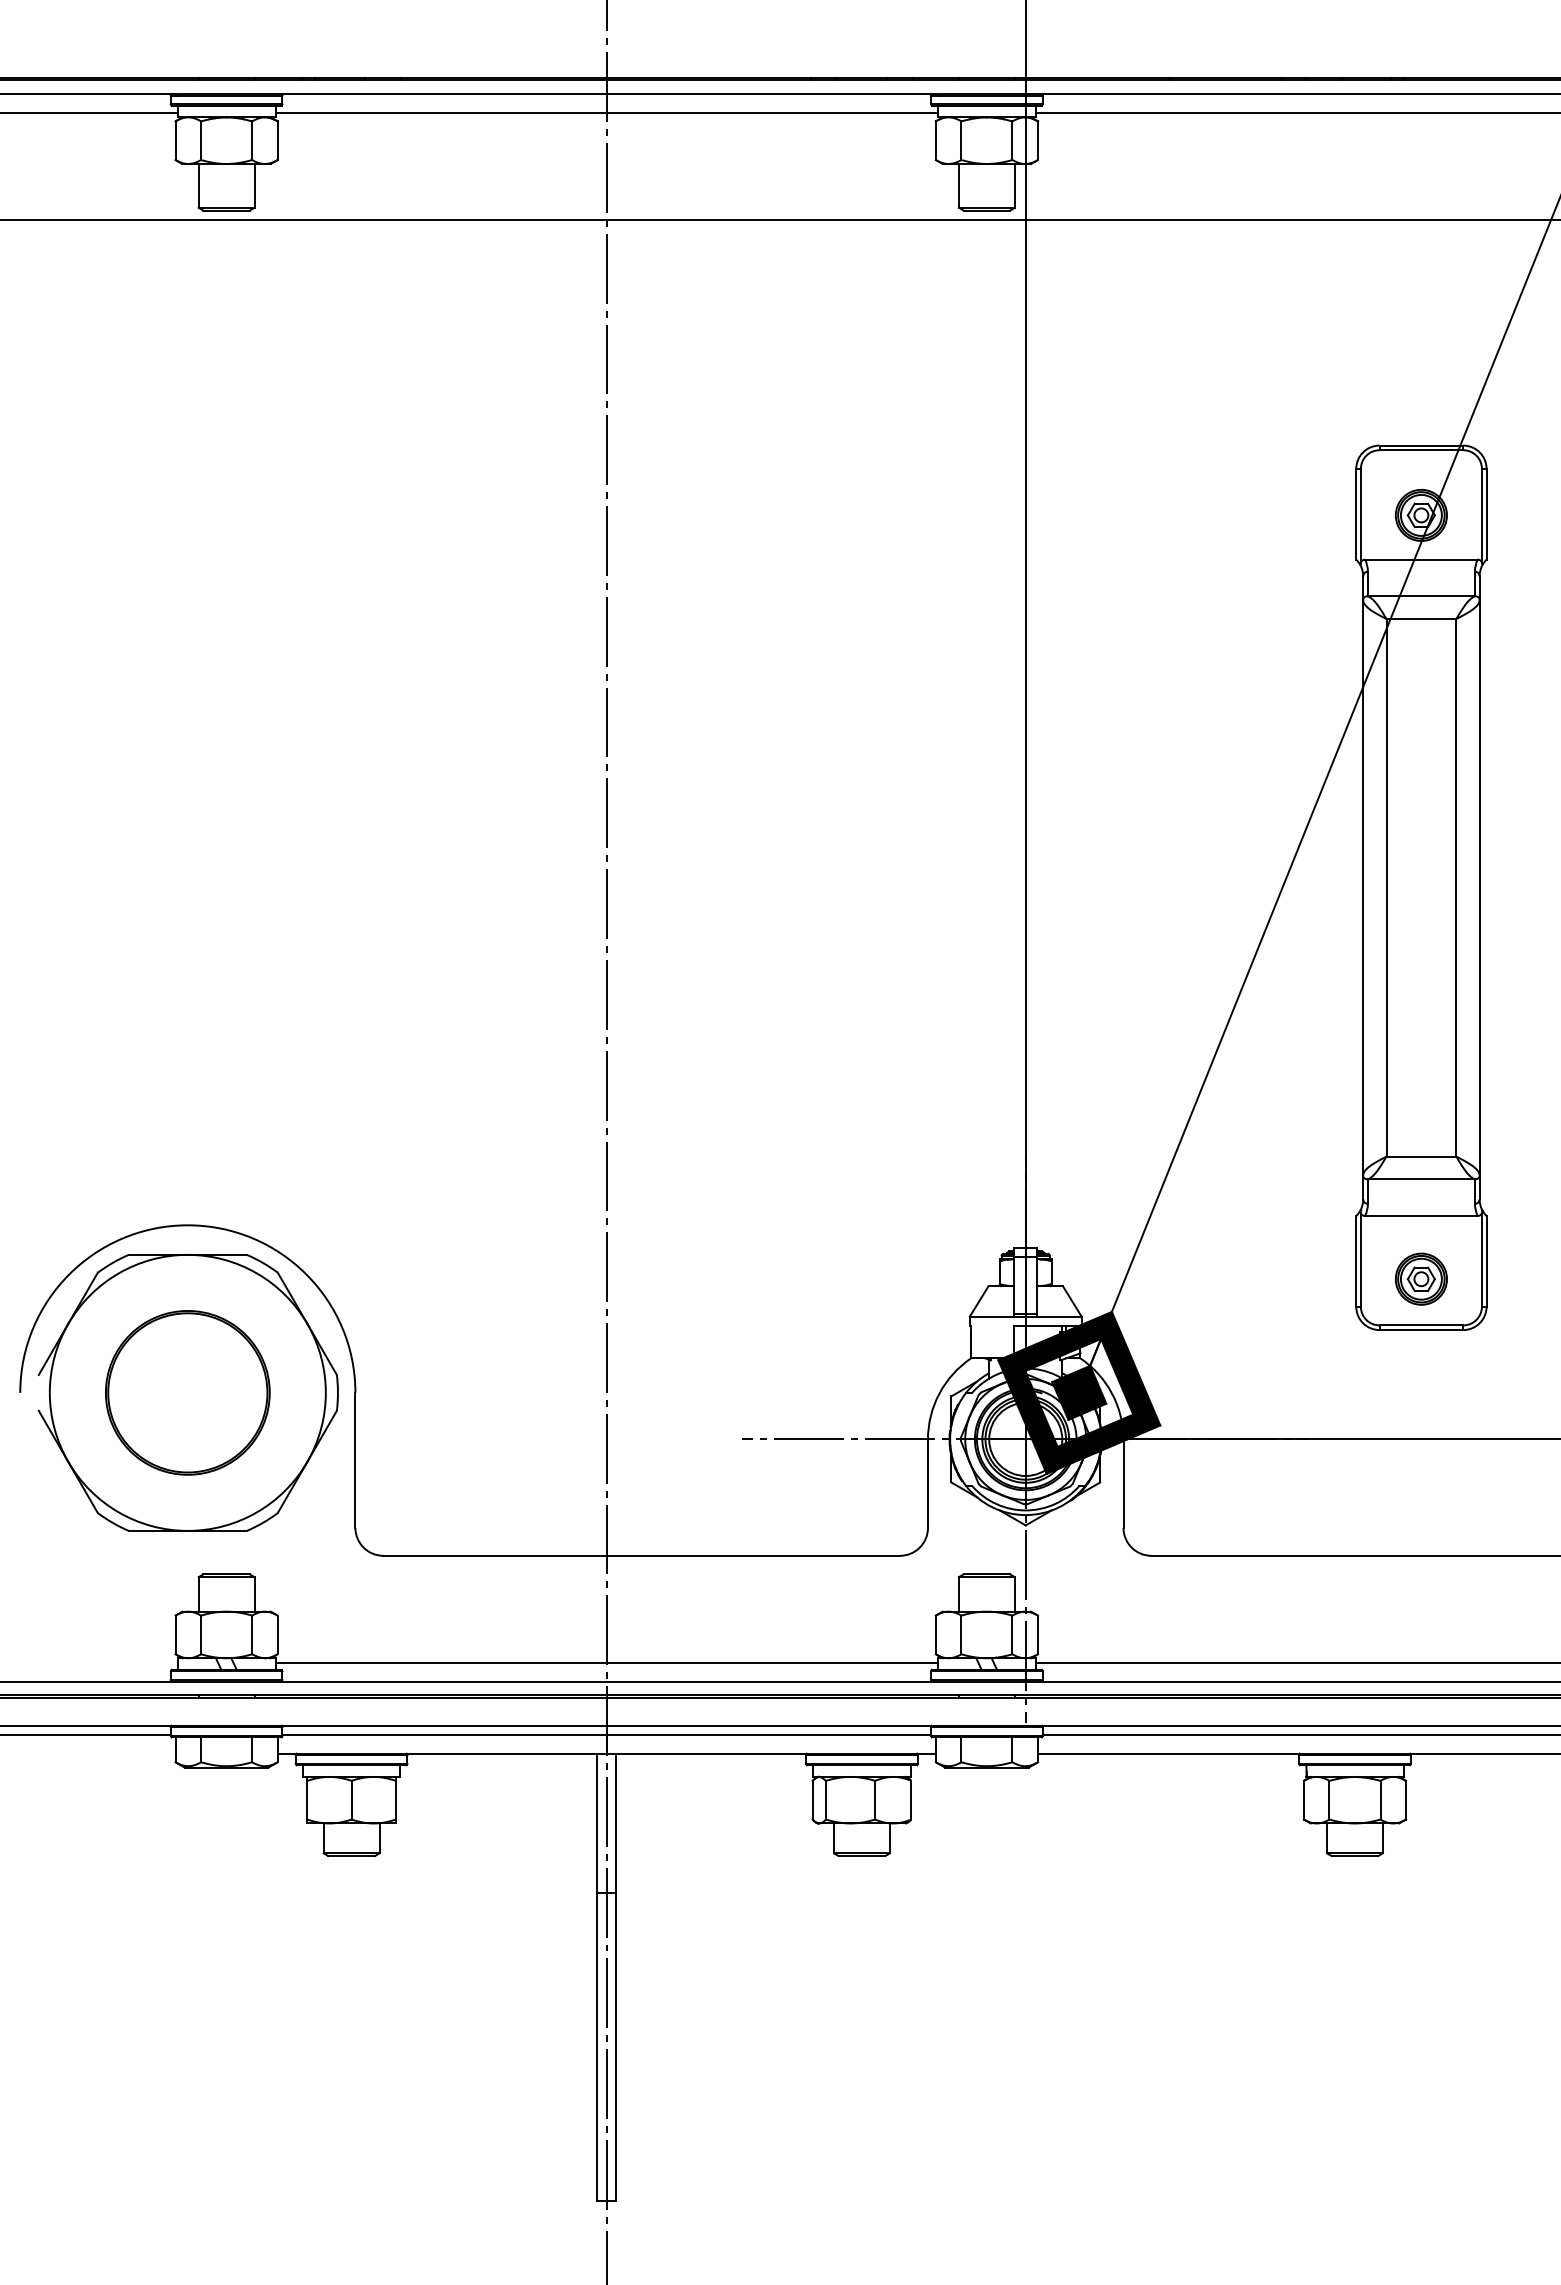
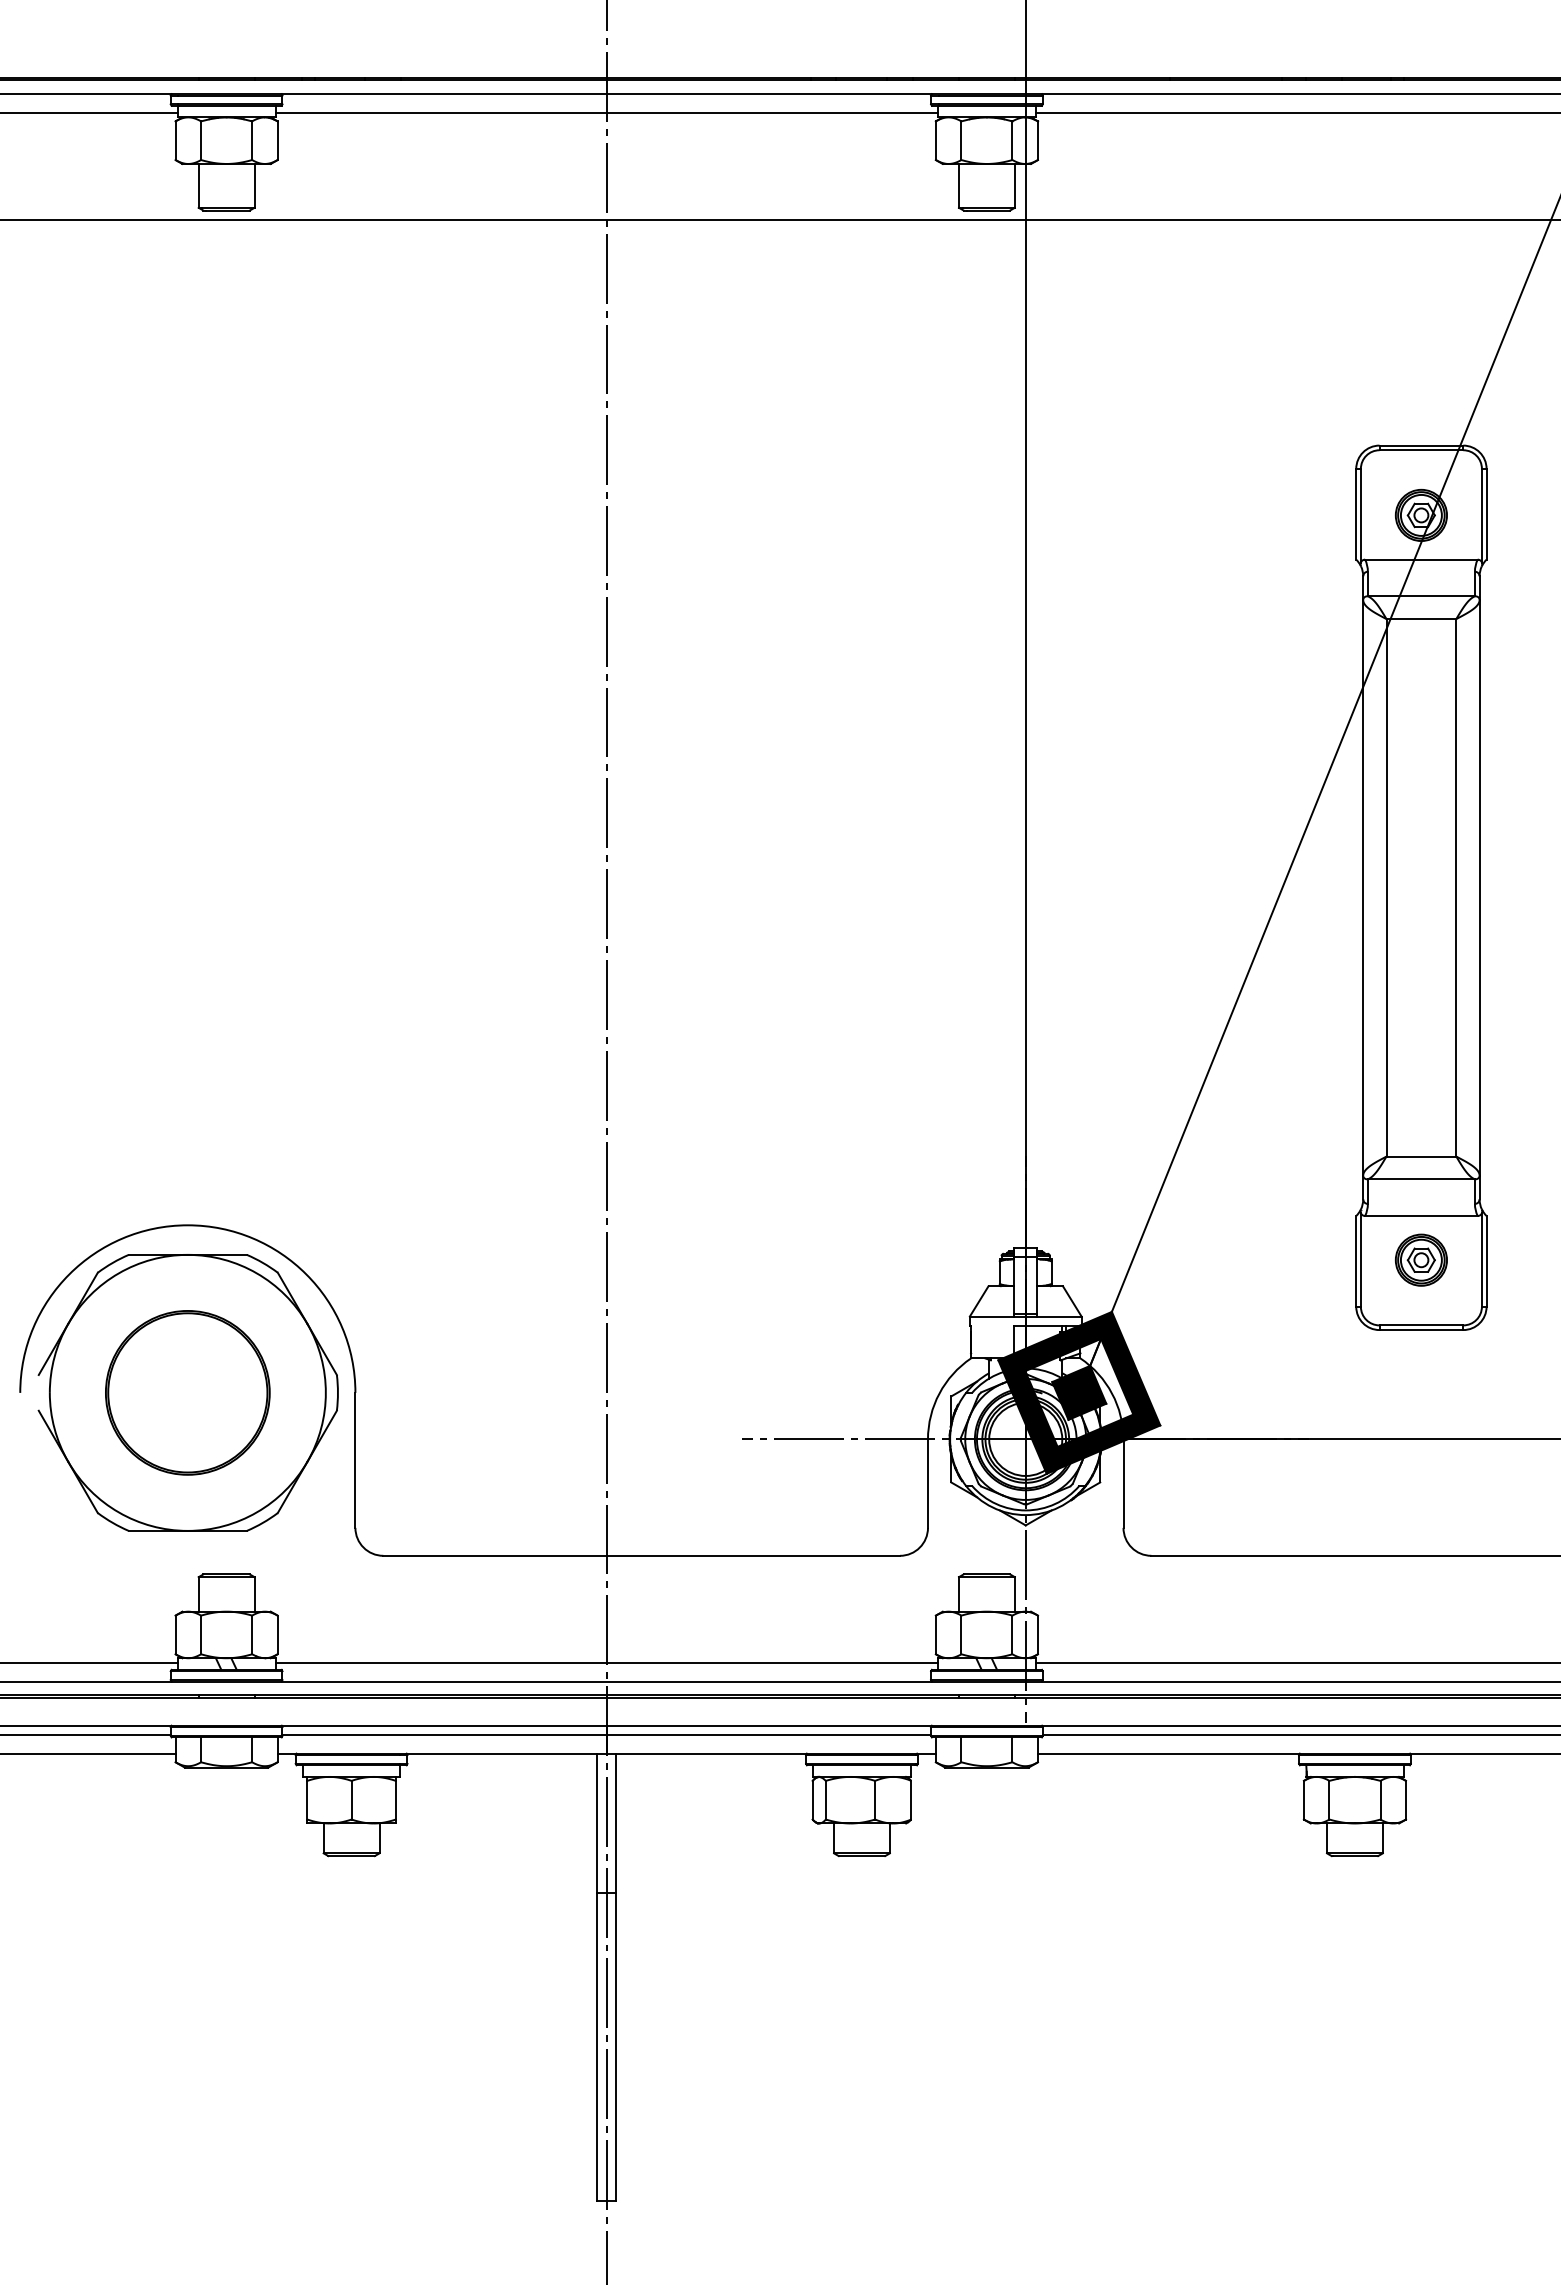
part position: (1420, 1278) -> (1420, 1259) (1420, 1259)
line: none -> present (89, 1662)
line: none -> present (88, 1753)
